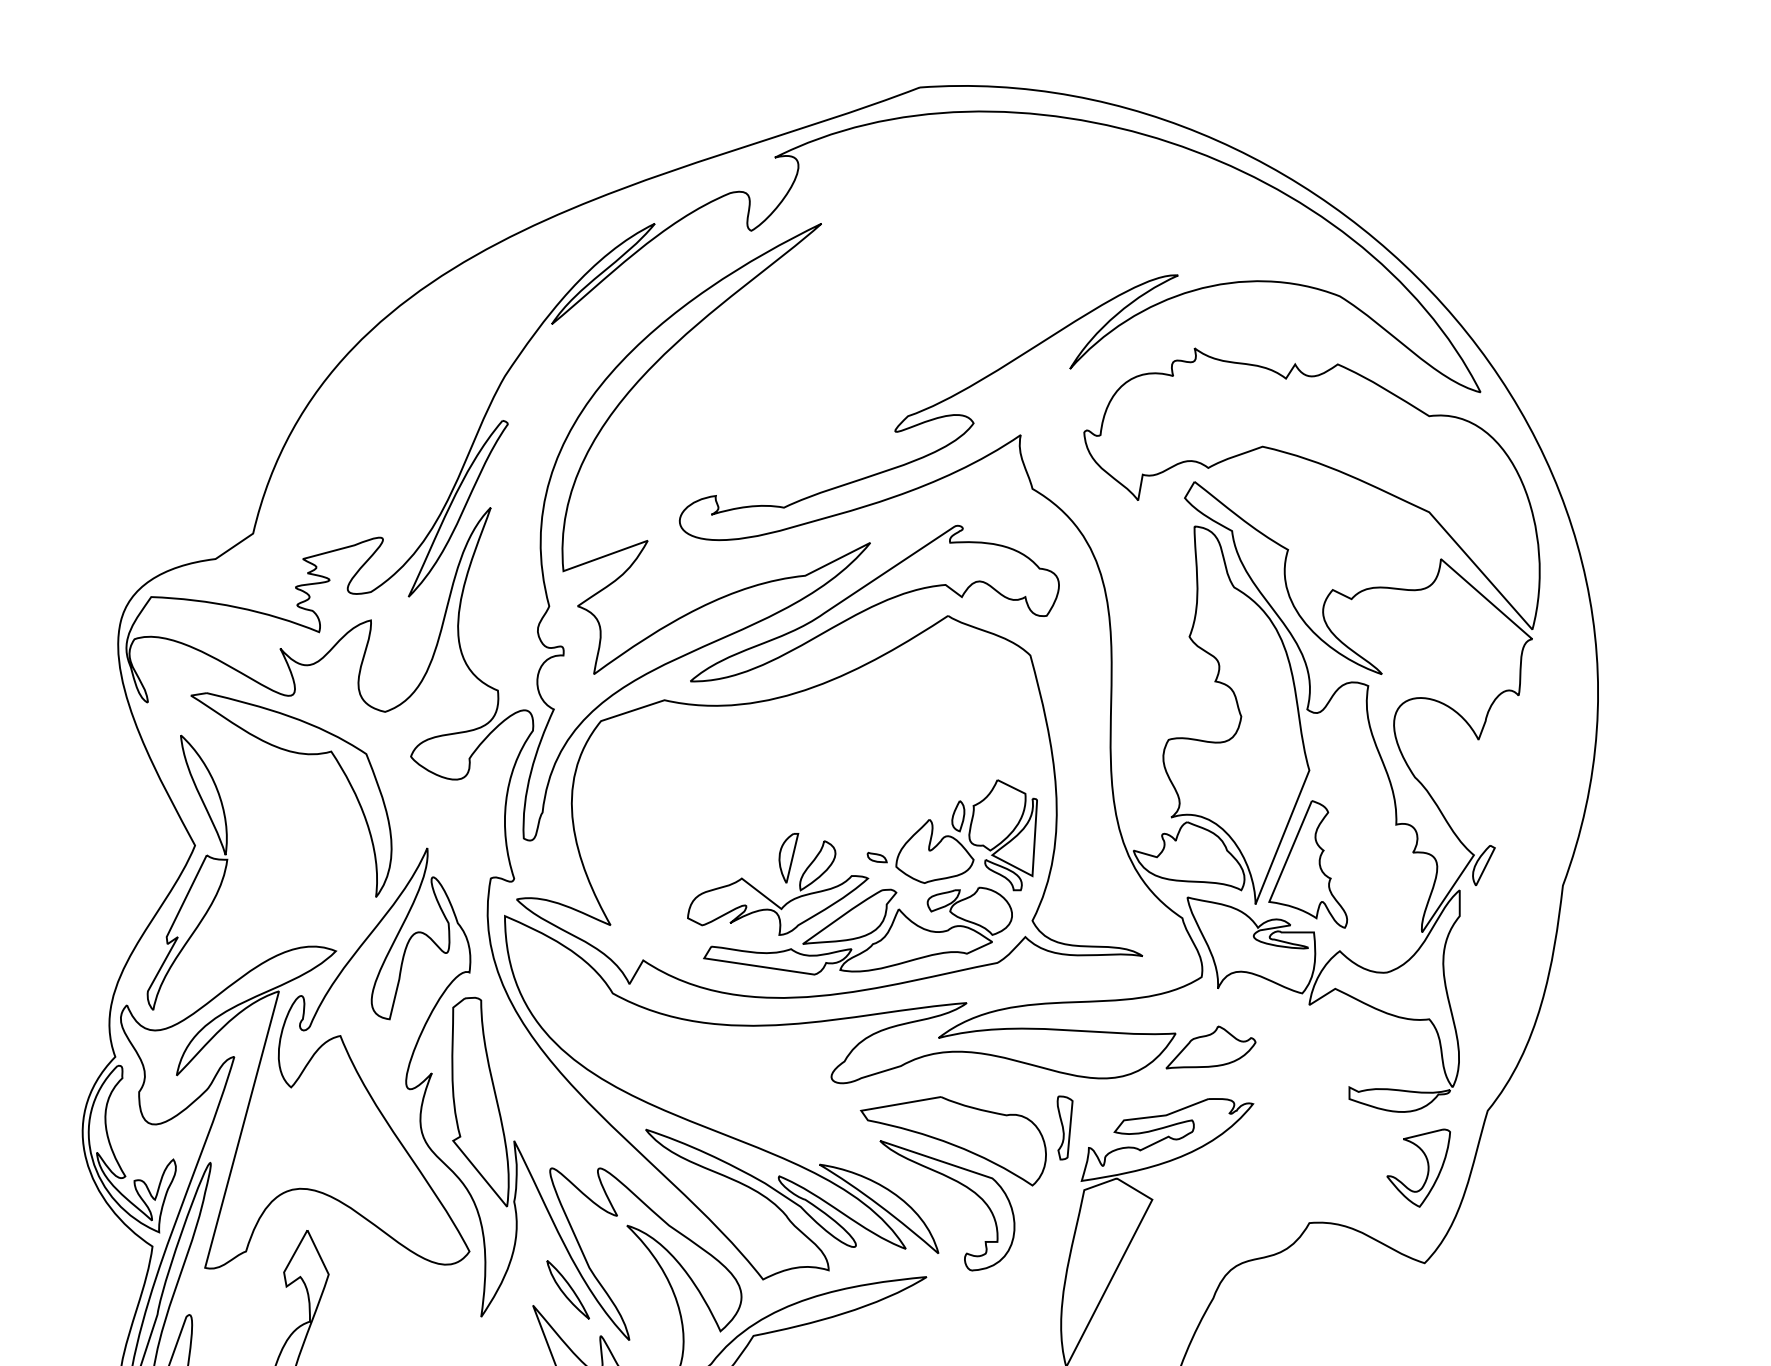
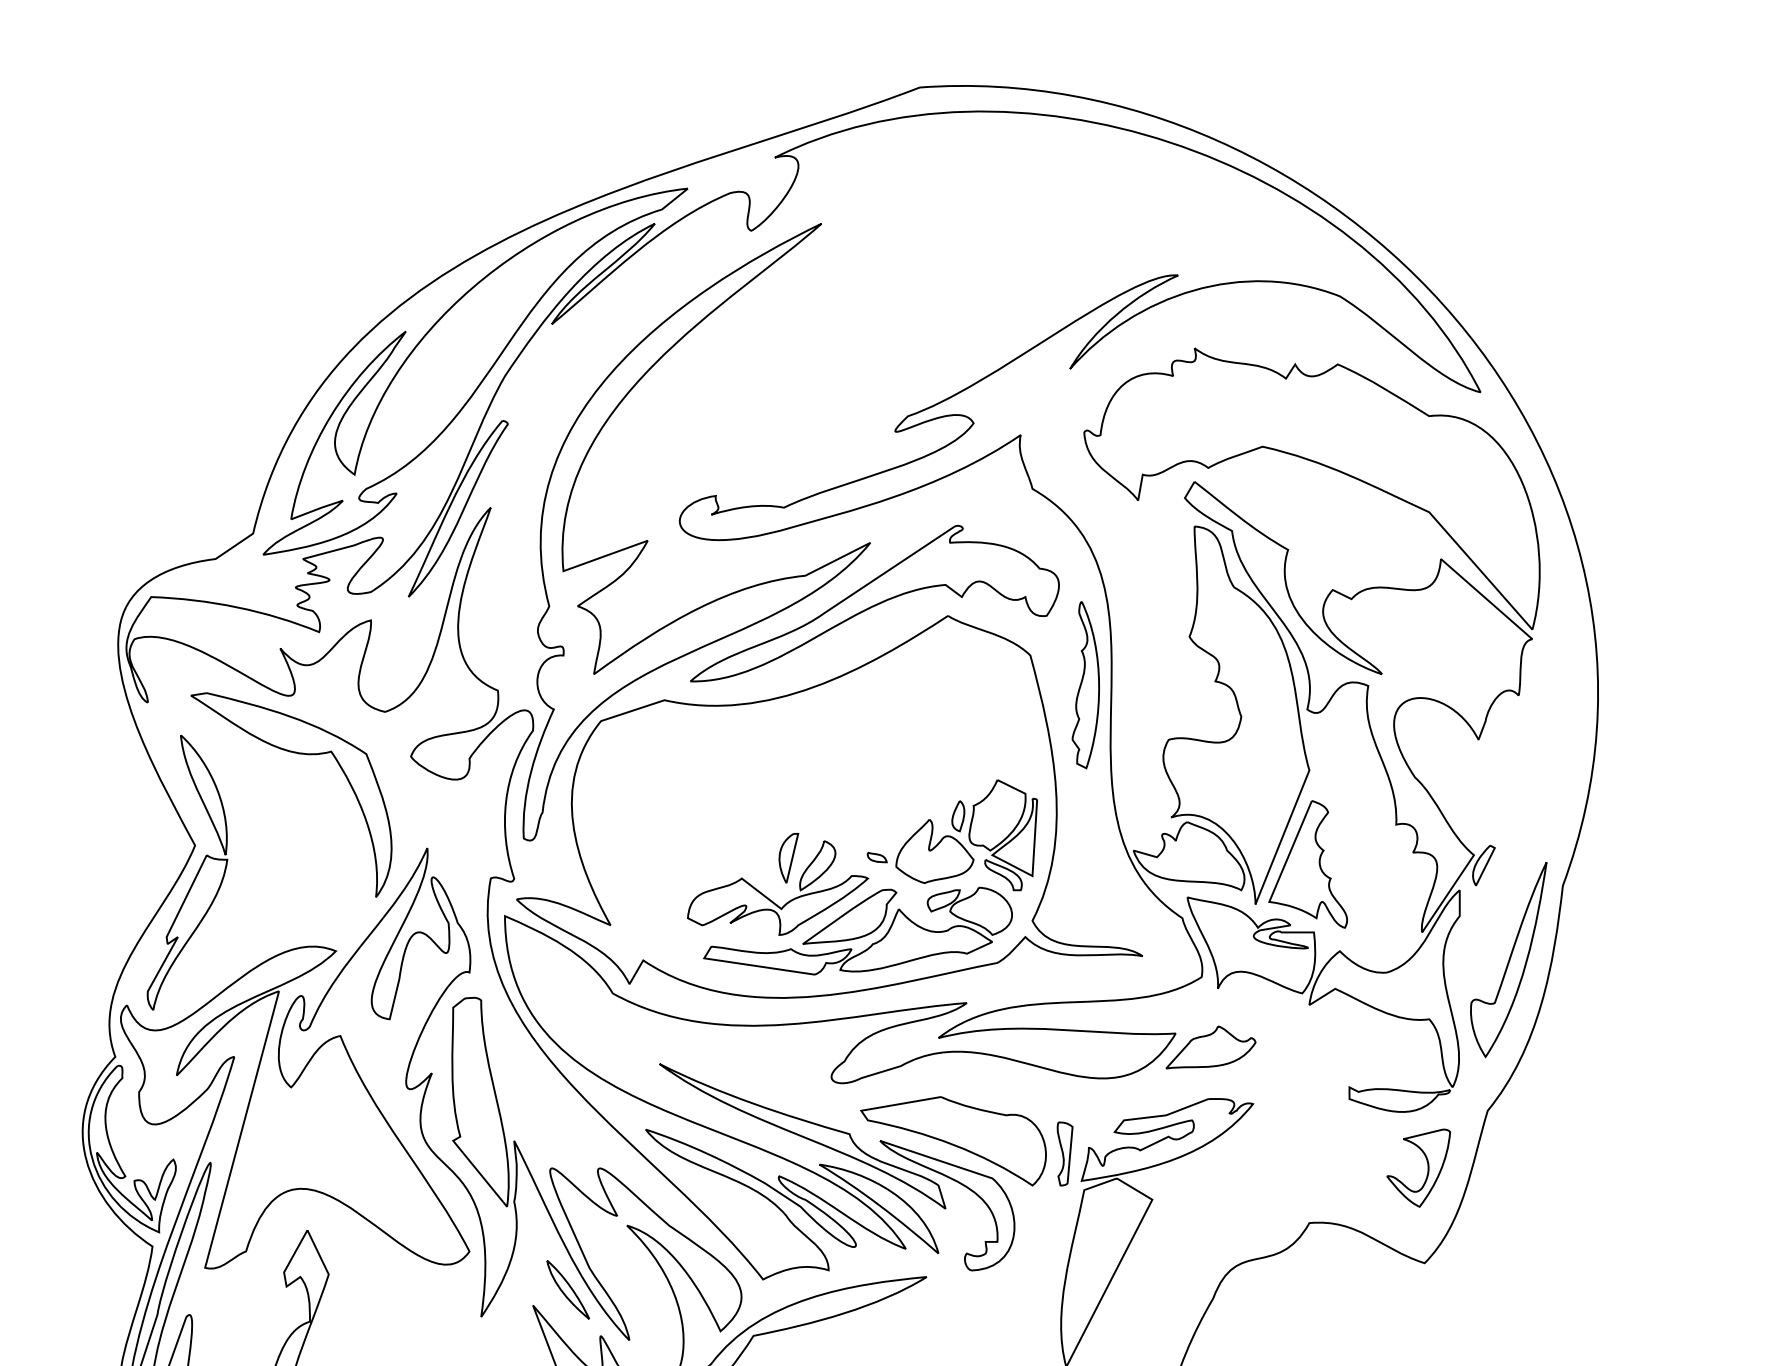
part: none -> present (475, 371)
part: none -> present (1085, 685)
part: none -> present (1508, 960)
part position: (1064, 1127) -> (1064, 1153) (1064, 1153)
part: none -> present (802, 1136)
